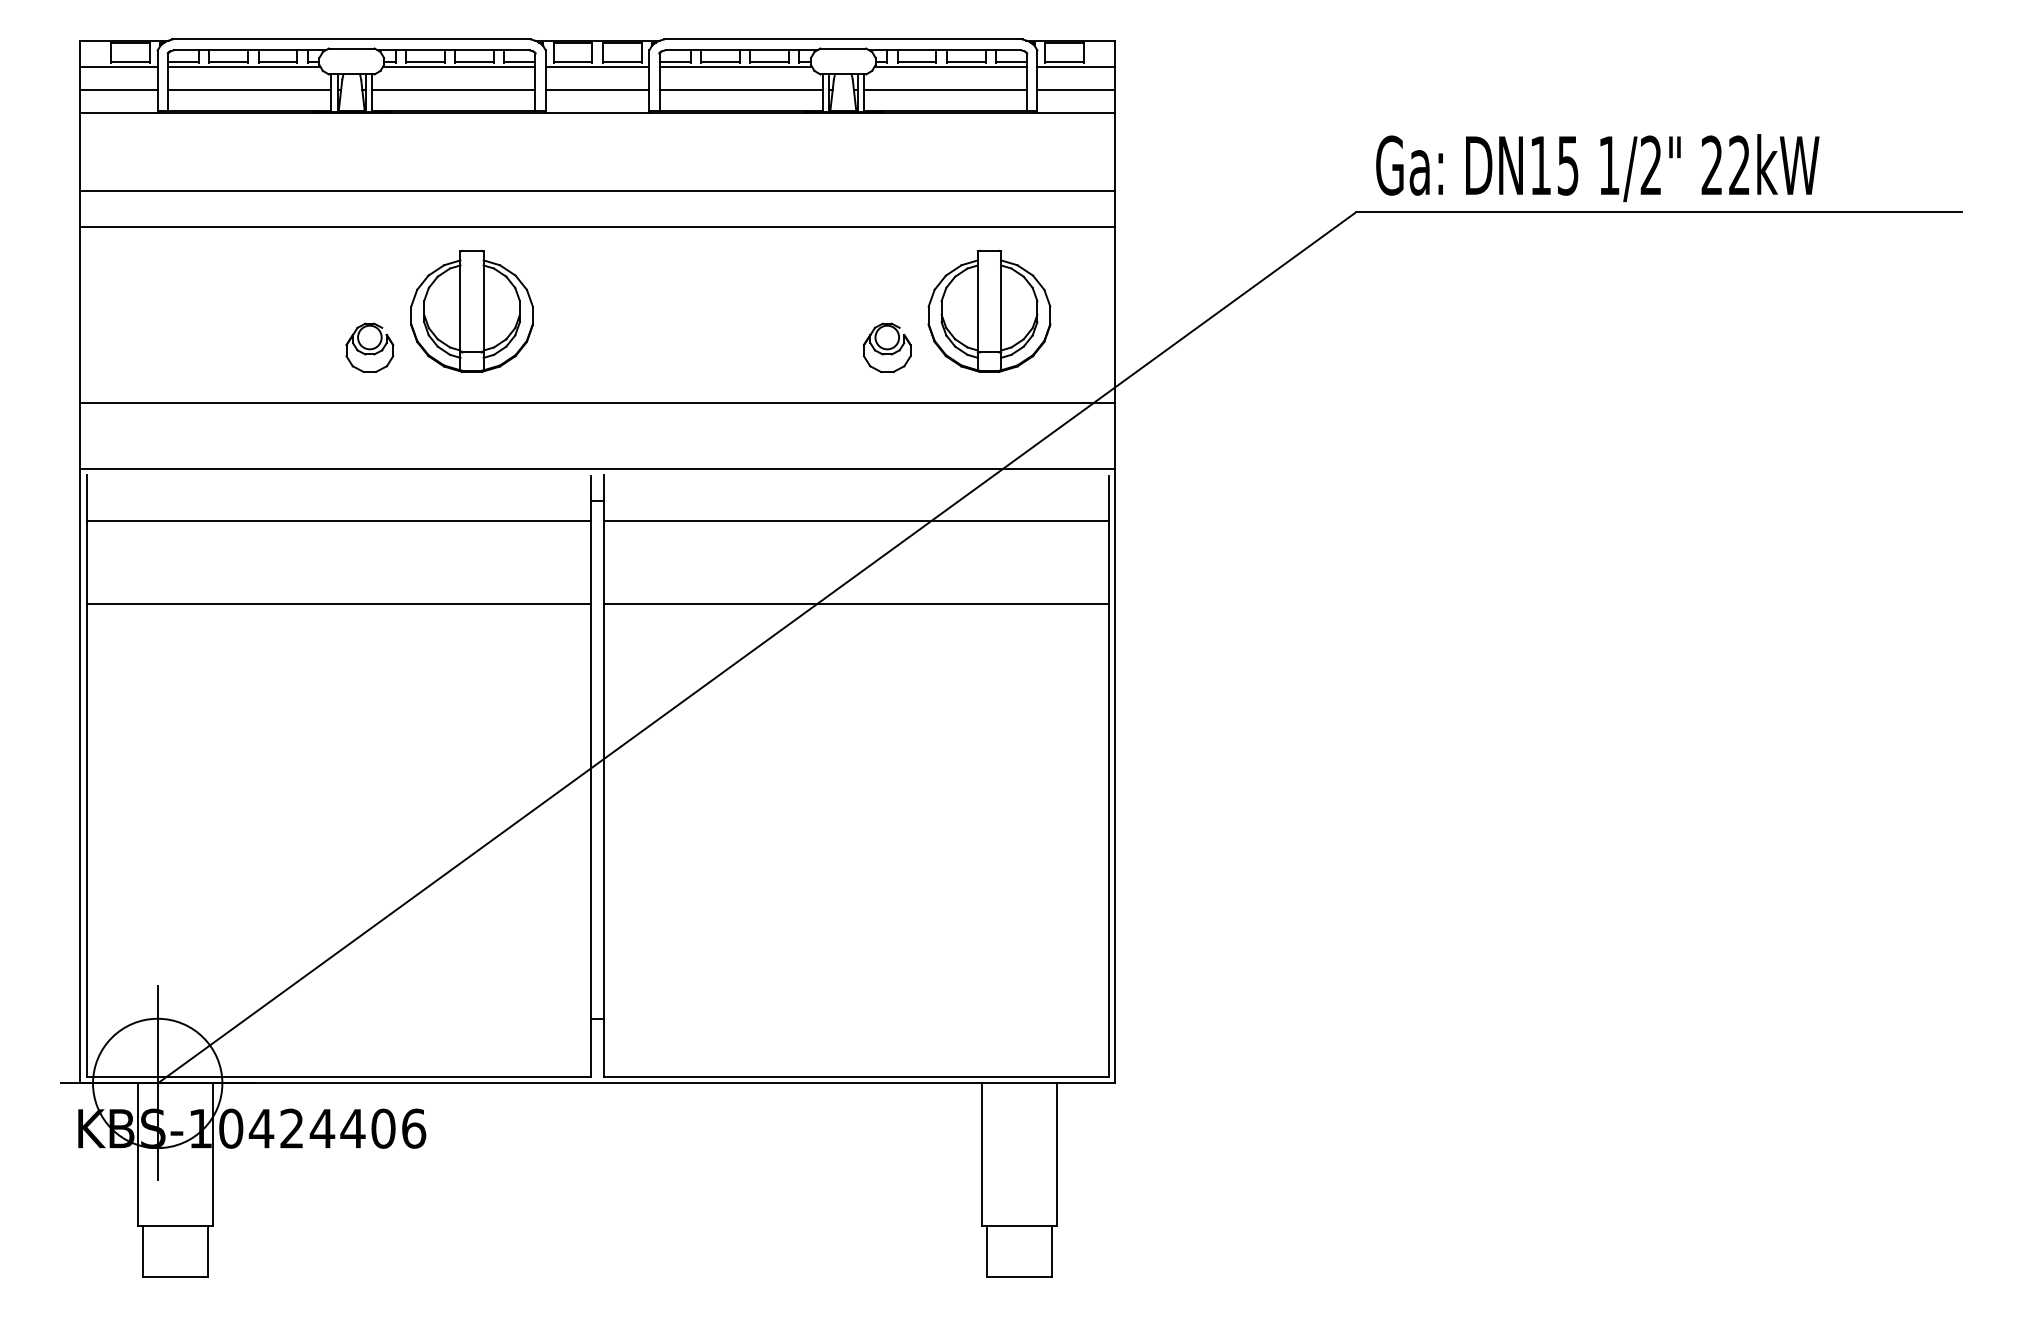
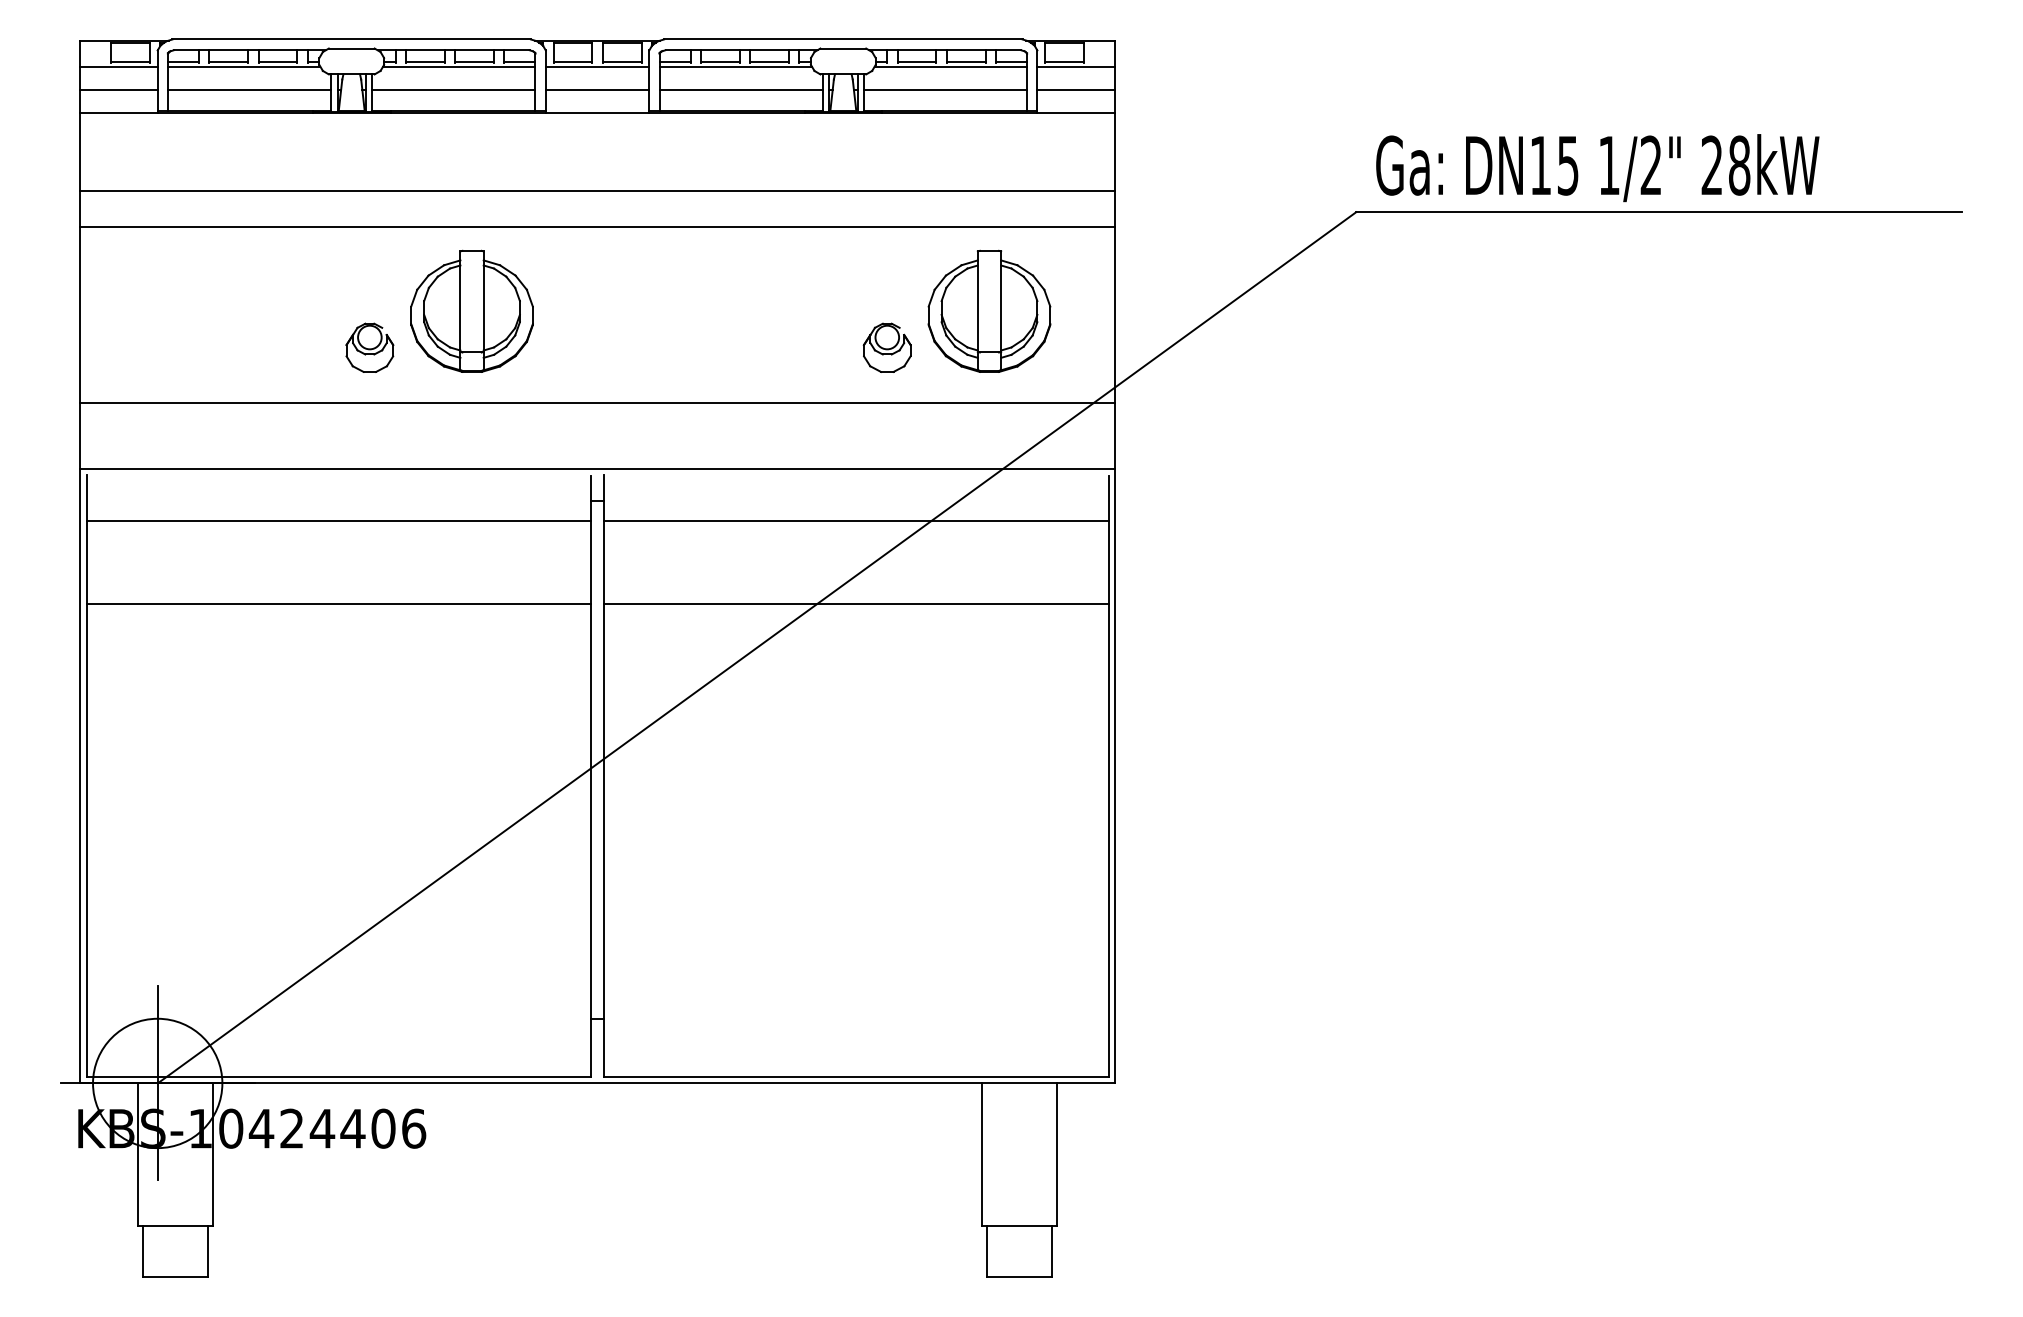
text: 22kW -> 28kW (1739, 165)
